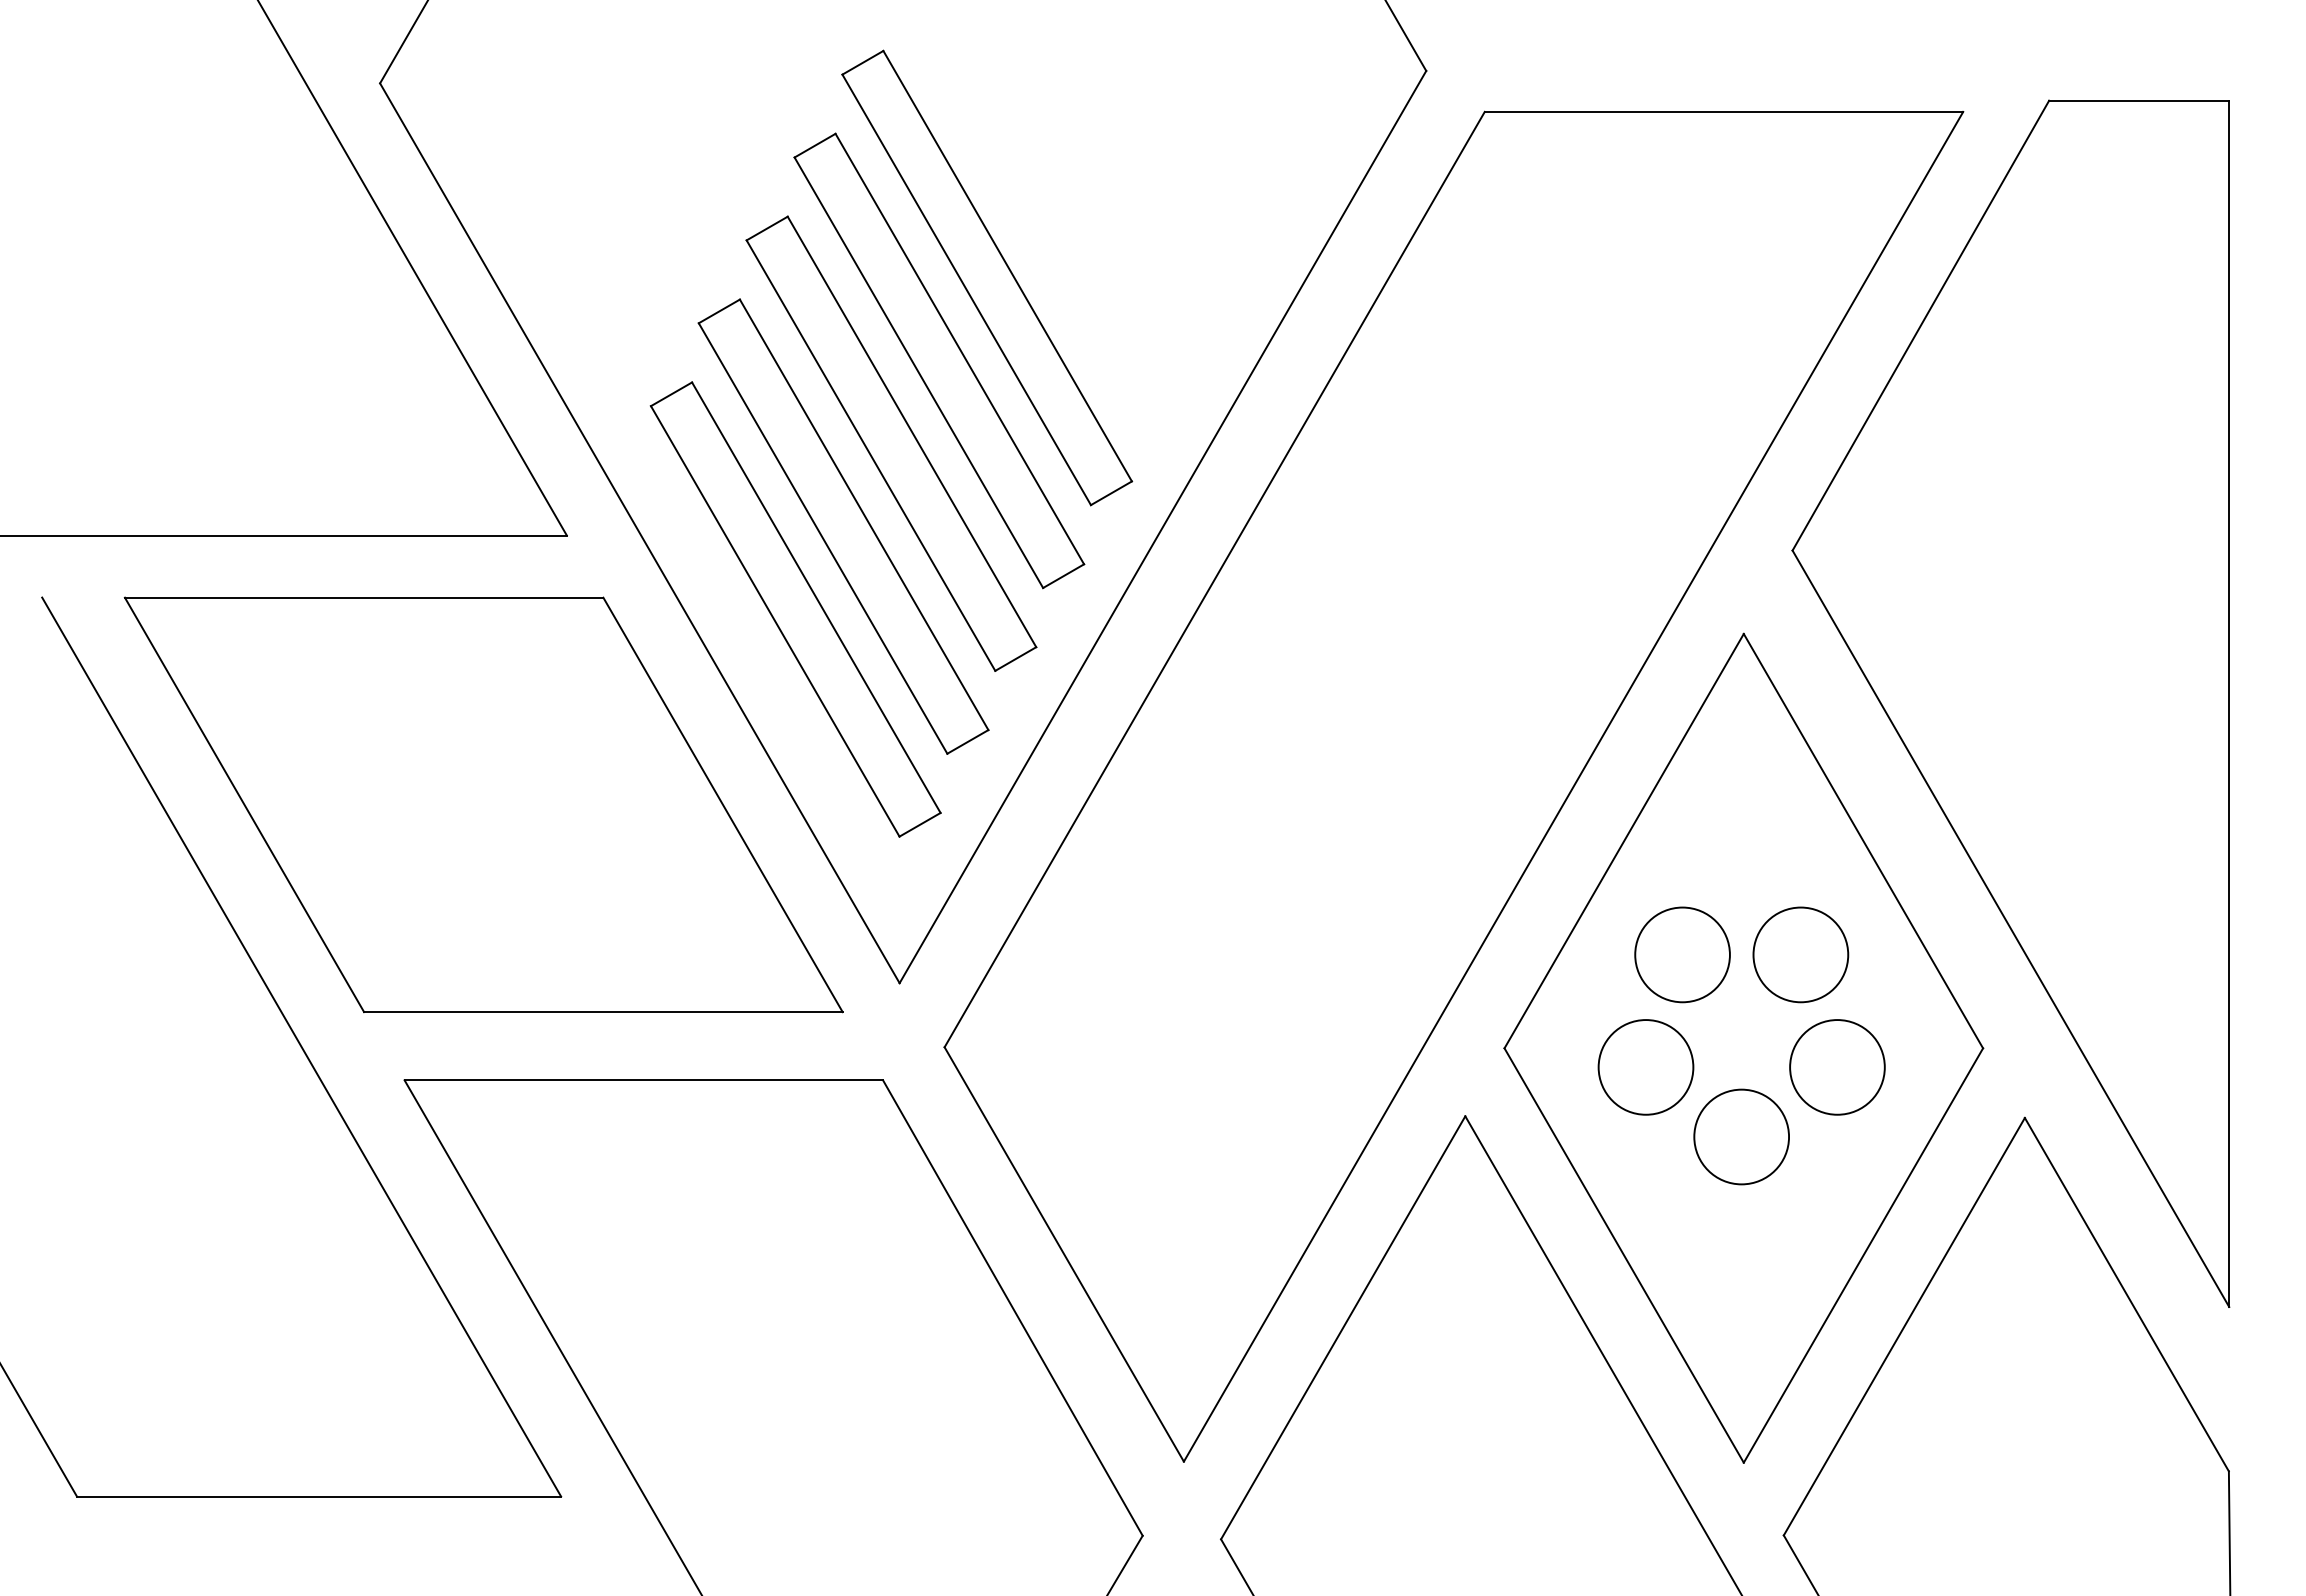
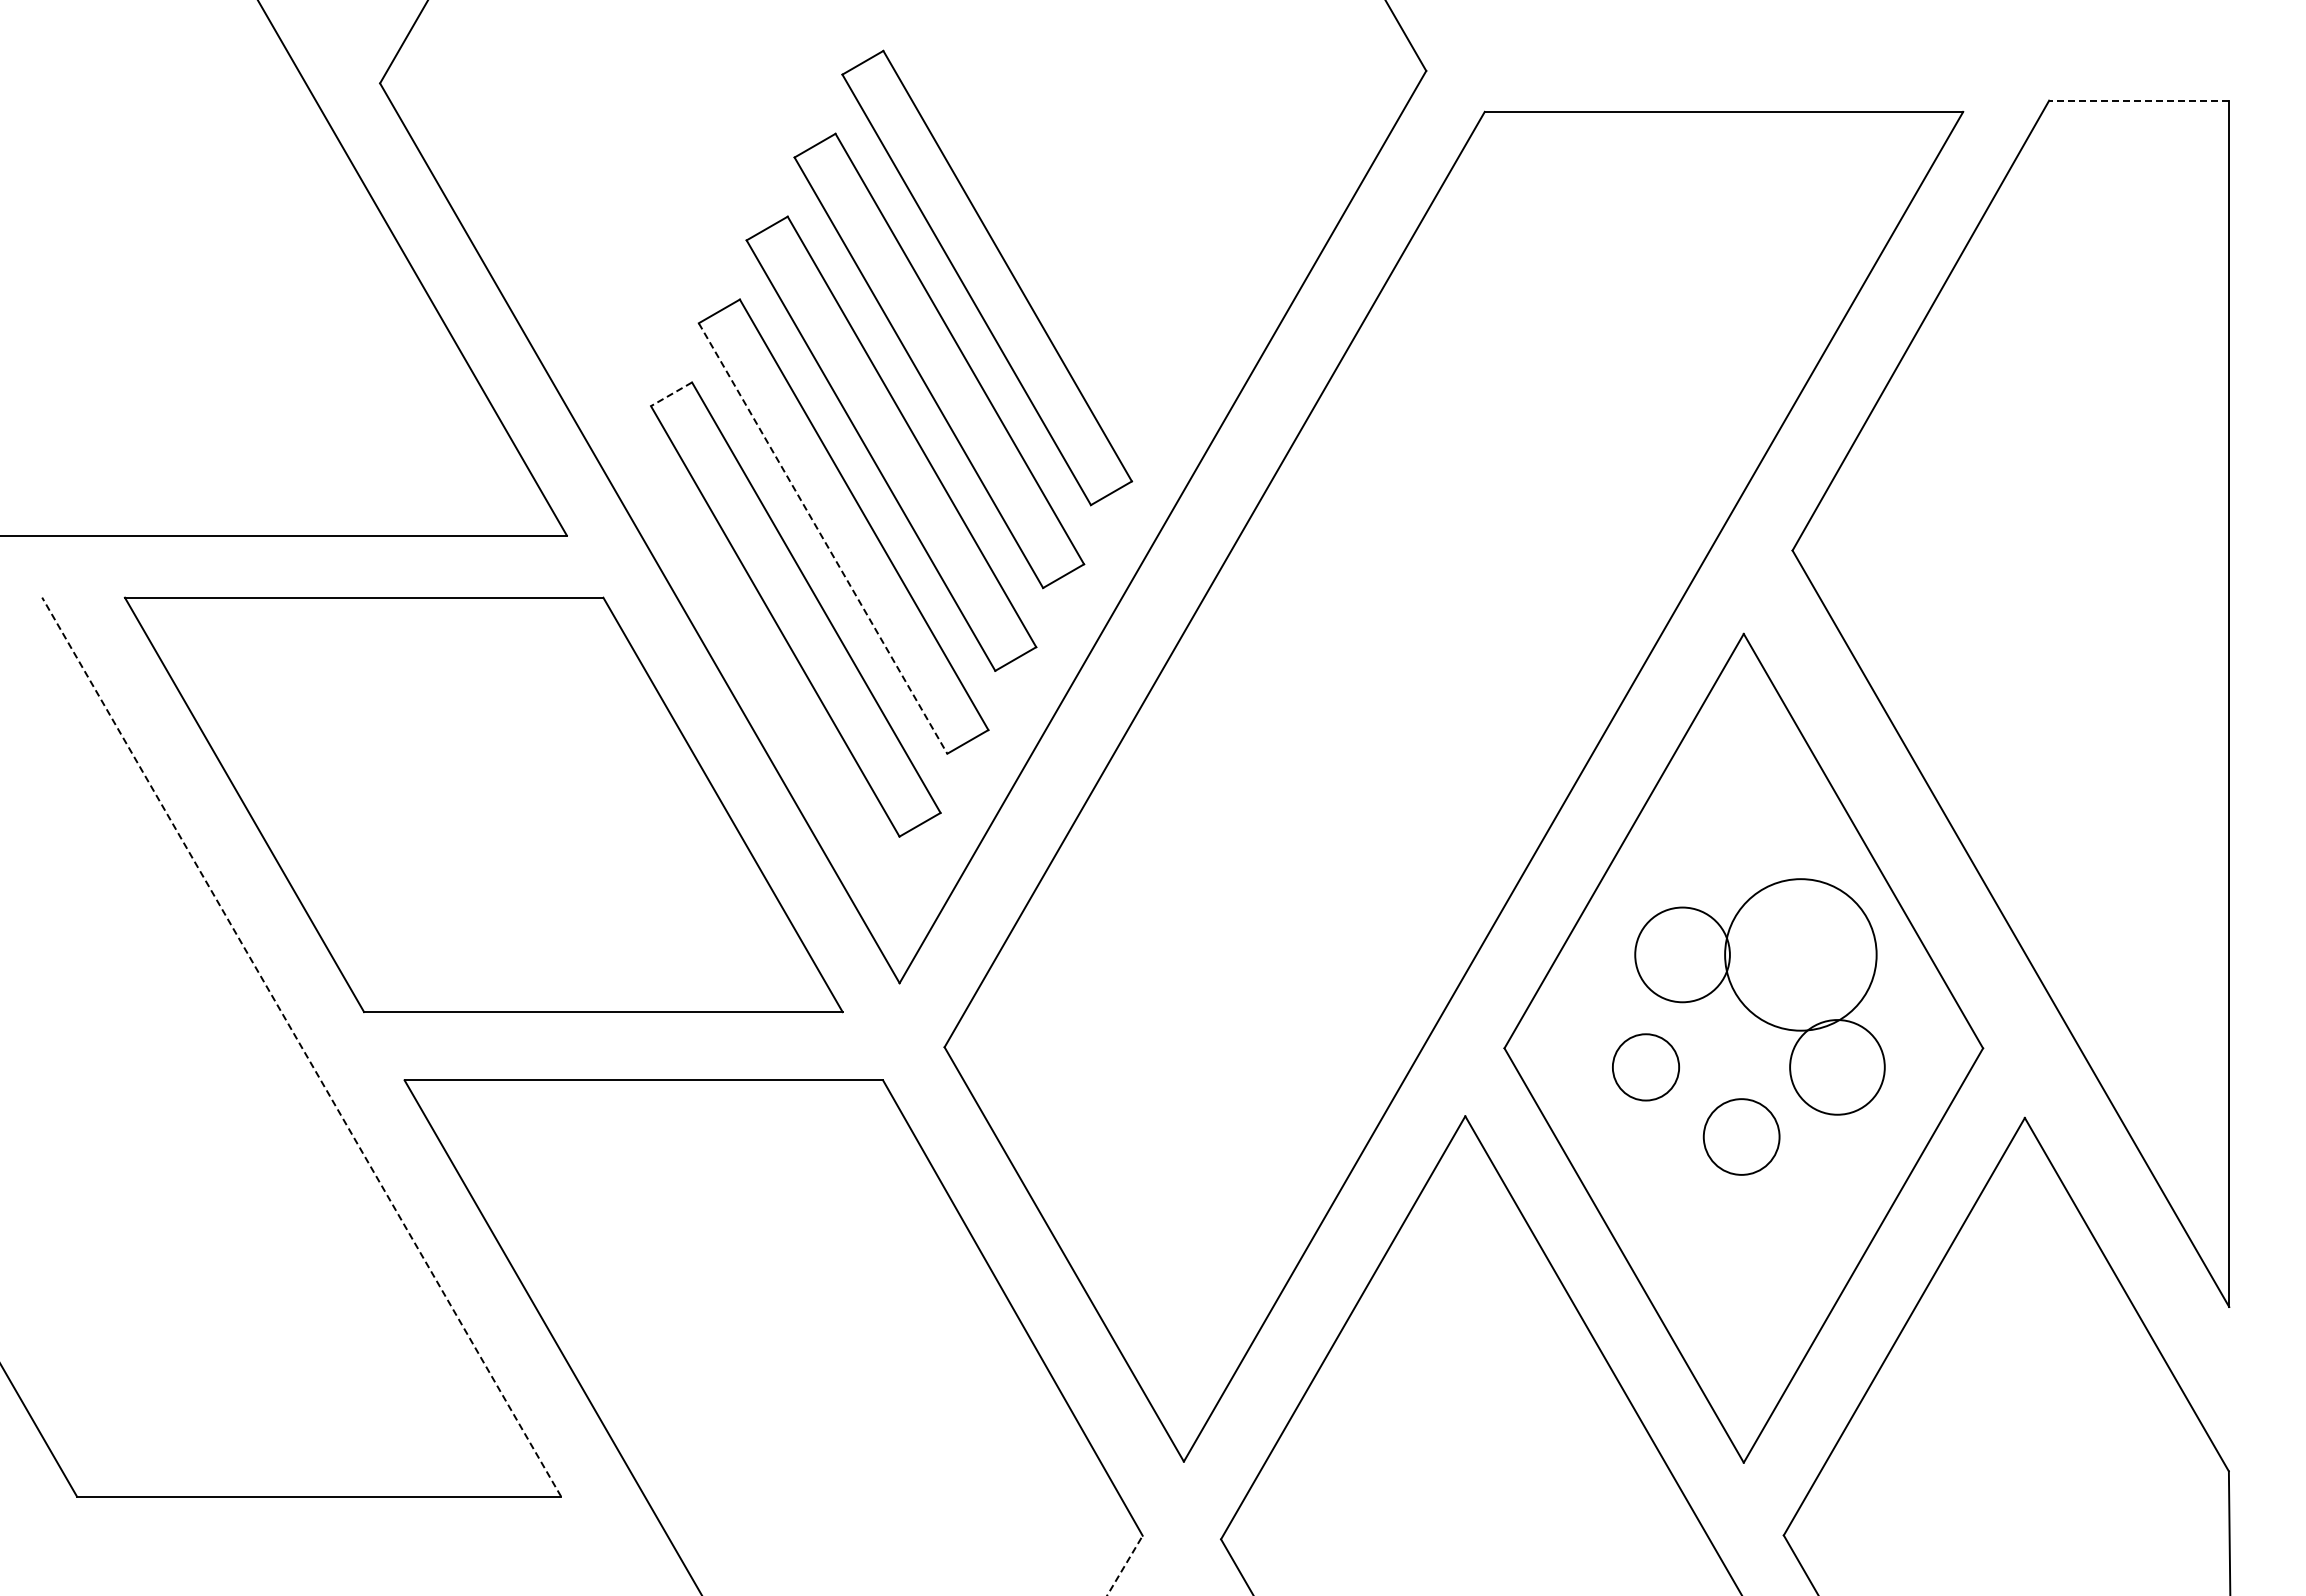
line: solid -> dashed (2138, 100)
line: solid -> dashed (671, 394)
line: solid -> dashed (823, 538)
circle diameter: 95 px -> 152 px (1800, 954)
line: solid -> dashed (301, 1046)
circle diameter: 95 px -> 66 px (1645, 1067)
circle diameter: 95 px -> 76 px (1741, 1136)
line: solid -> dashed (1124, 1565)
